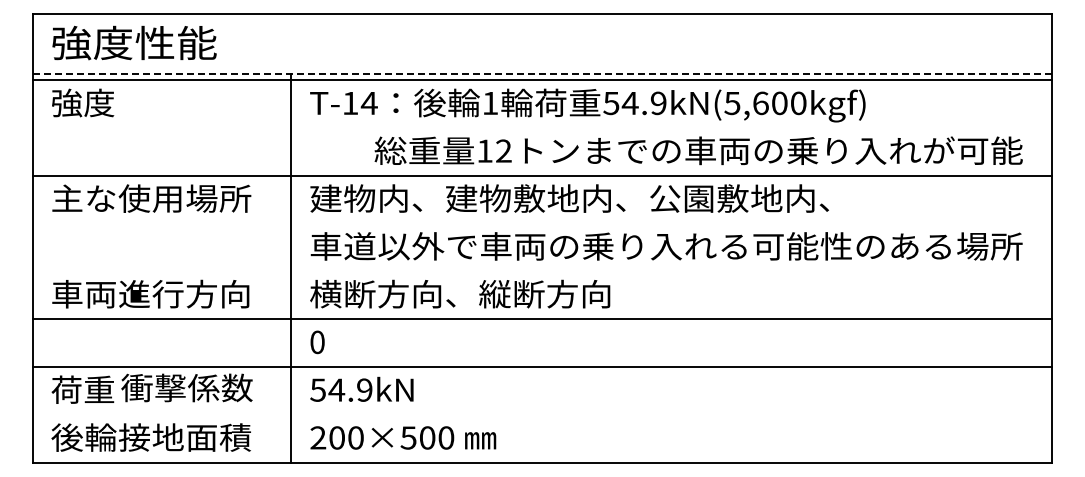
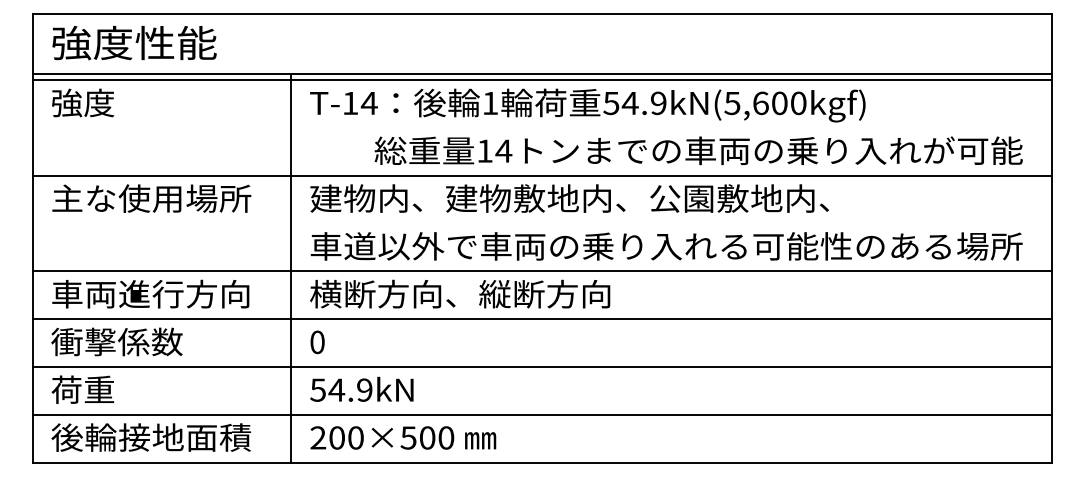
line: dashed -> solid (542, 74)
text: 12 -> 14 (503, 150)
line: none -> present (542, 271)
text position: (186, 387) -> (116, 341) (116, 341)
line: none -> present (542, 414)
